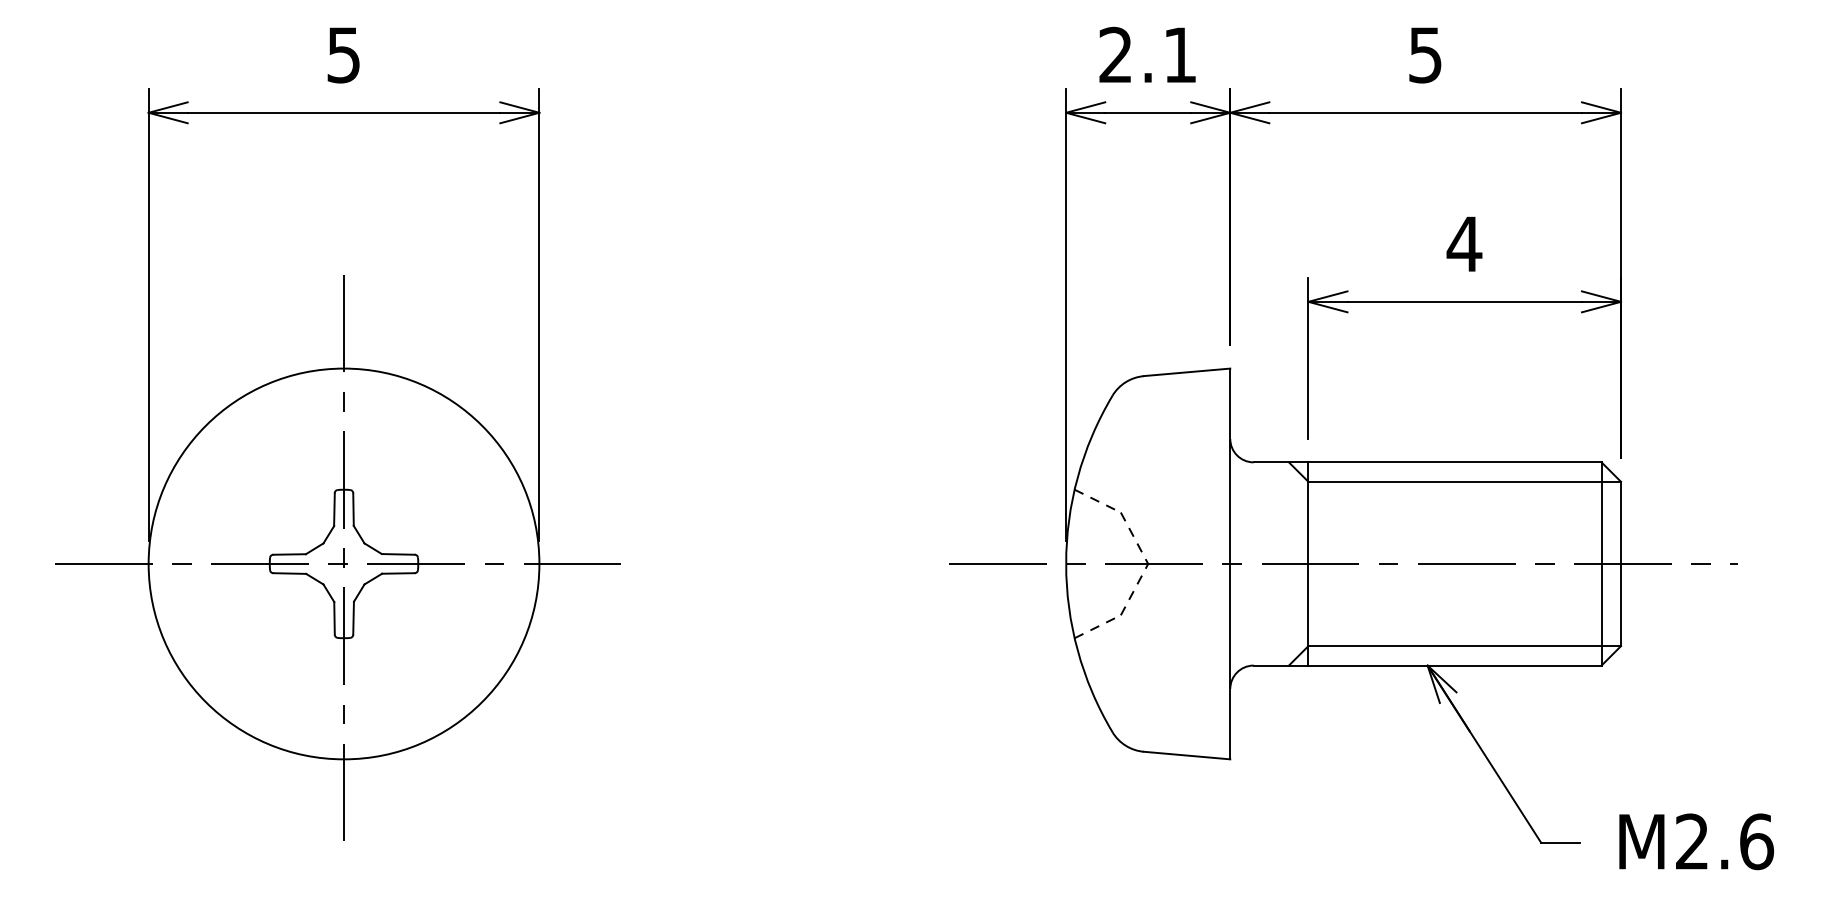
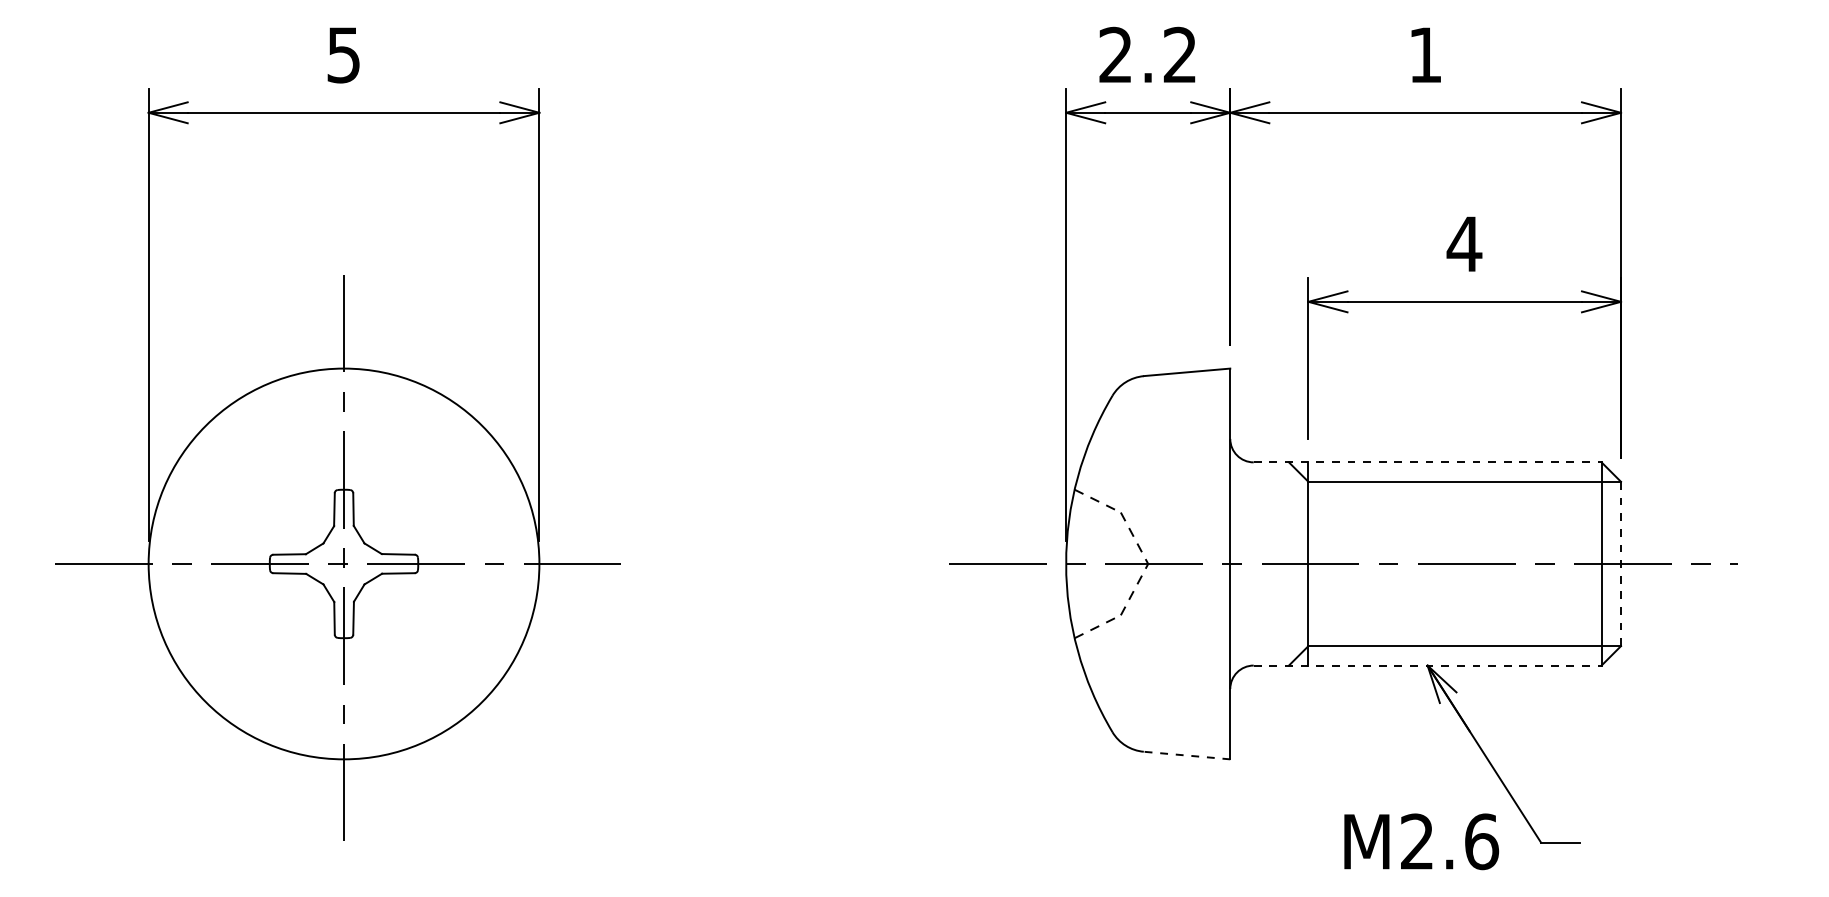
text: 2.1 -> 2.2 (1179, 54)
text: 5 -> 1 (1425, 55)
line: solid -> dashed (1427, 462)
line: solid -> dashed (1621, 563)
line: solid -> dashed (1427, 665)
line: solid -> dashed (1186, 755)
text position: (1696, 841) -> (1421, 841) (1421, 841)
